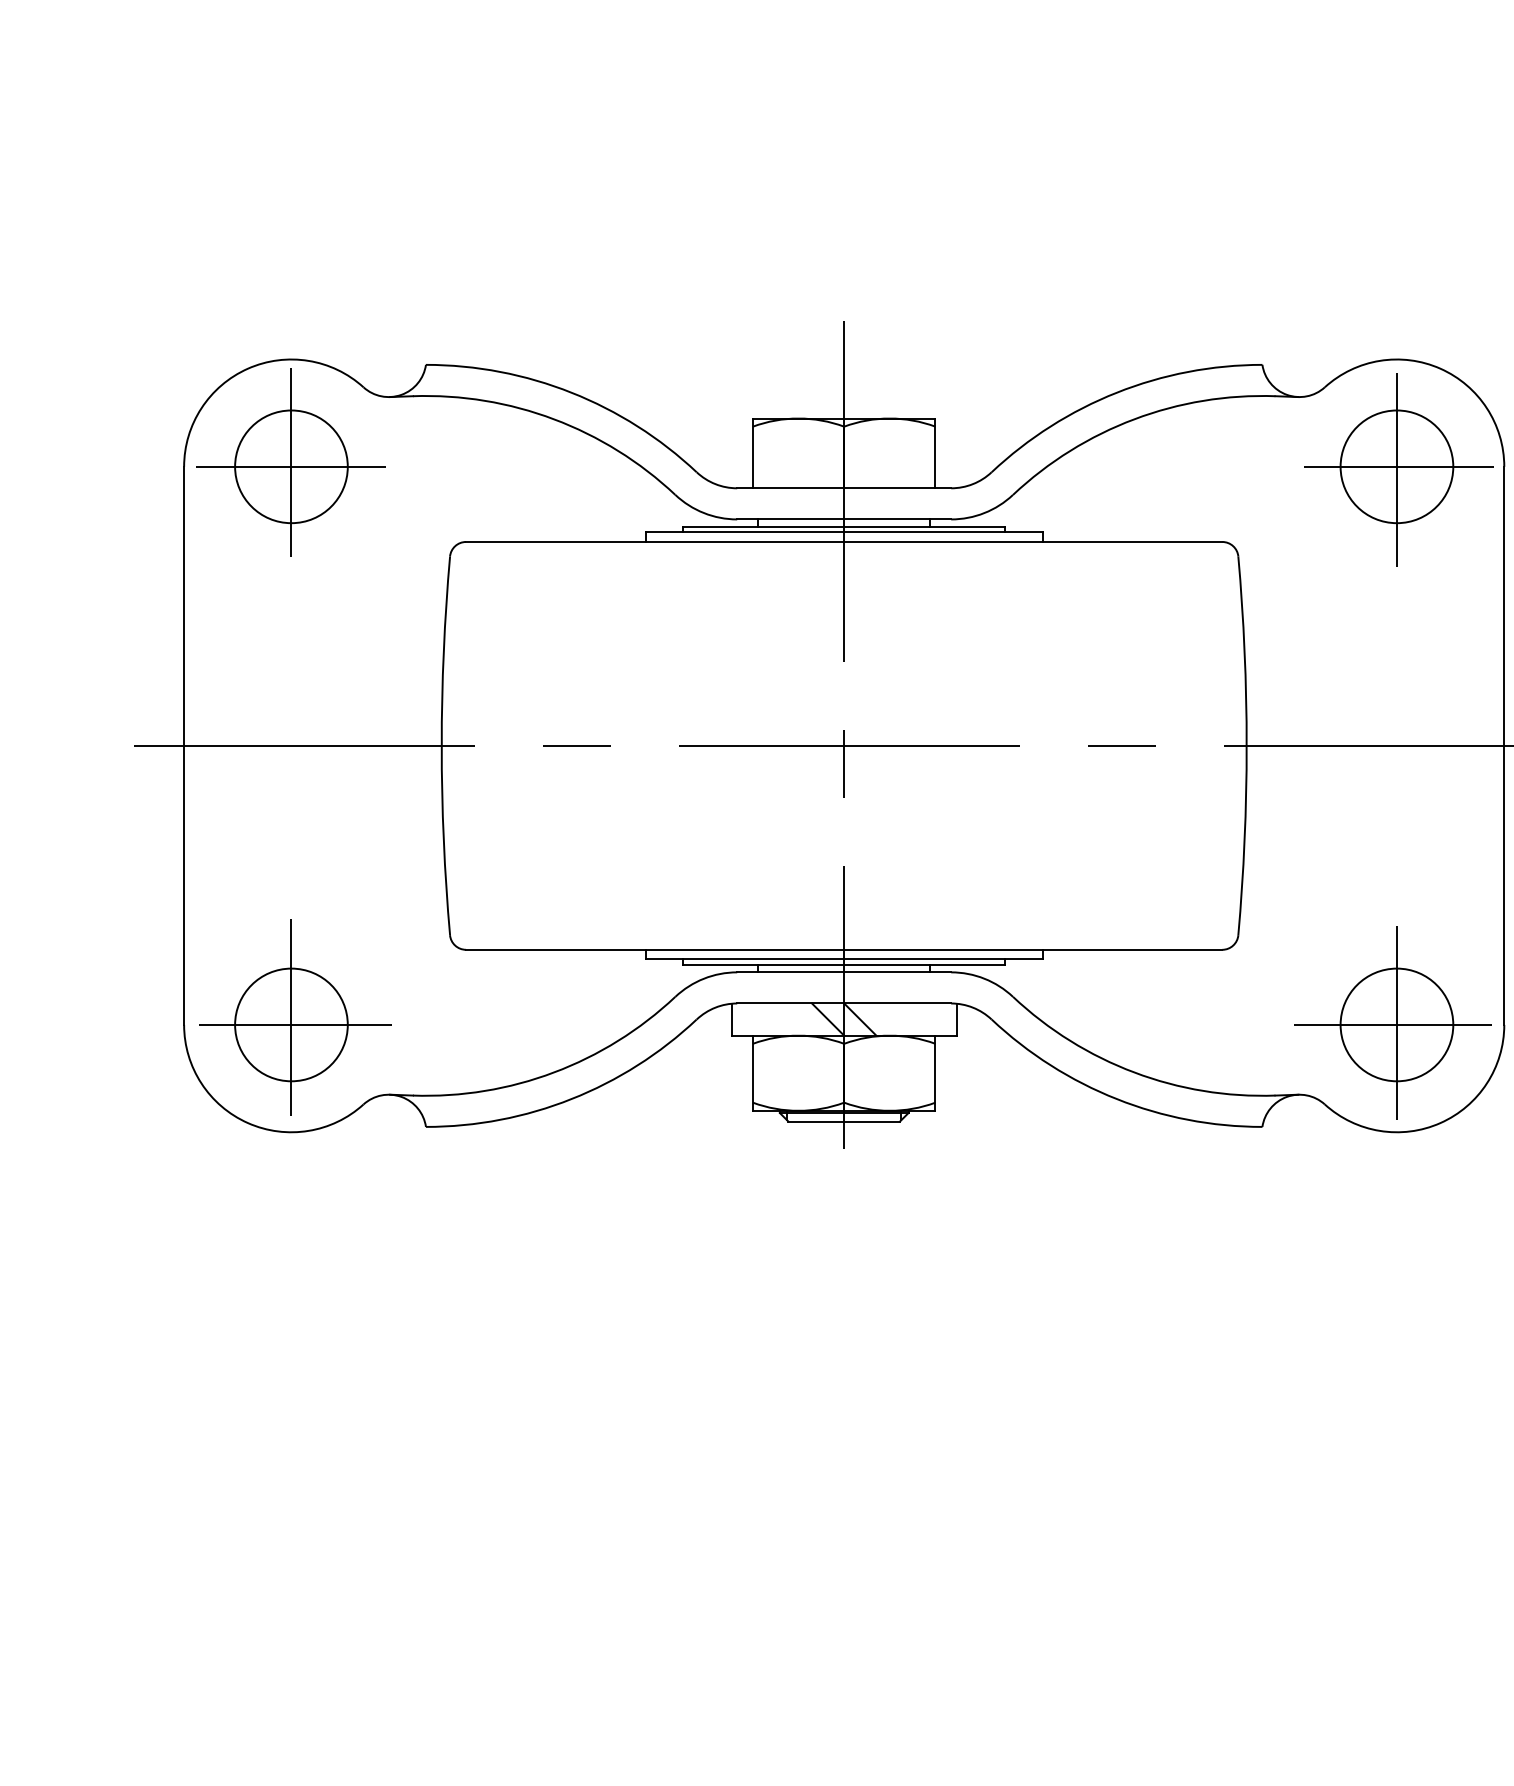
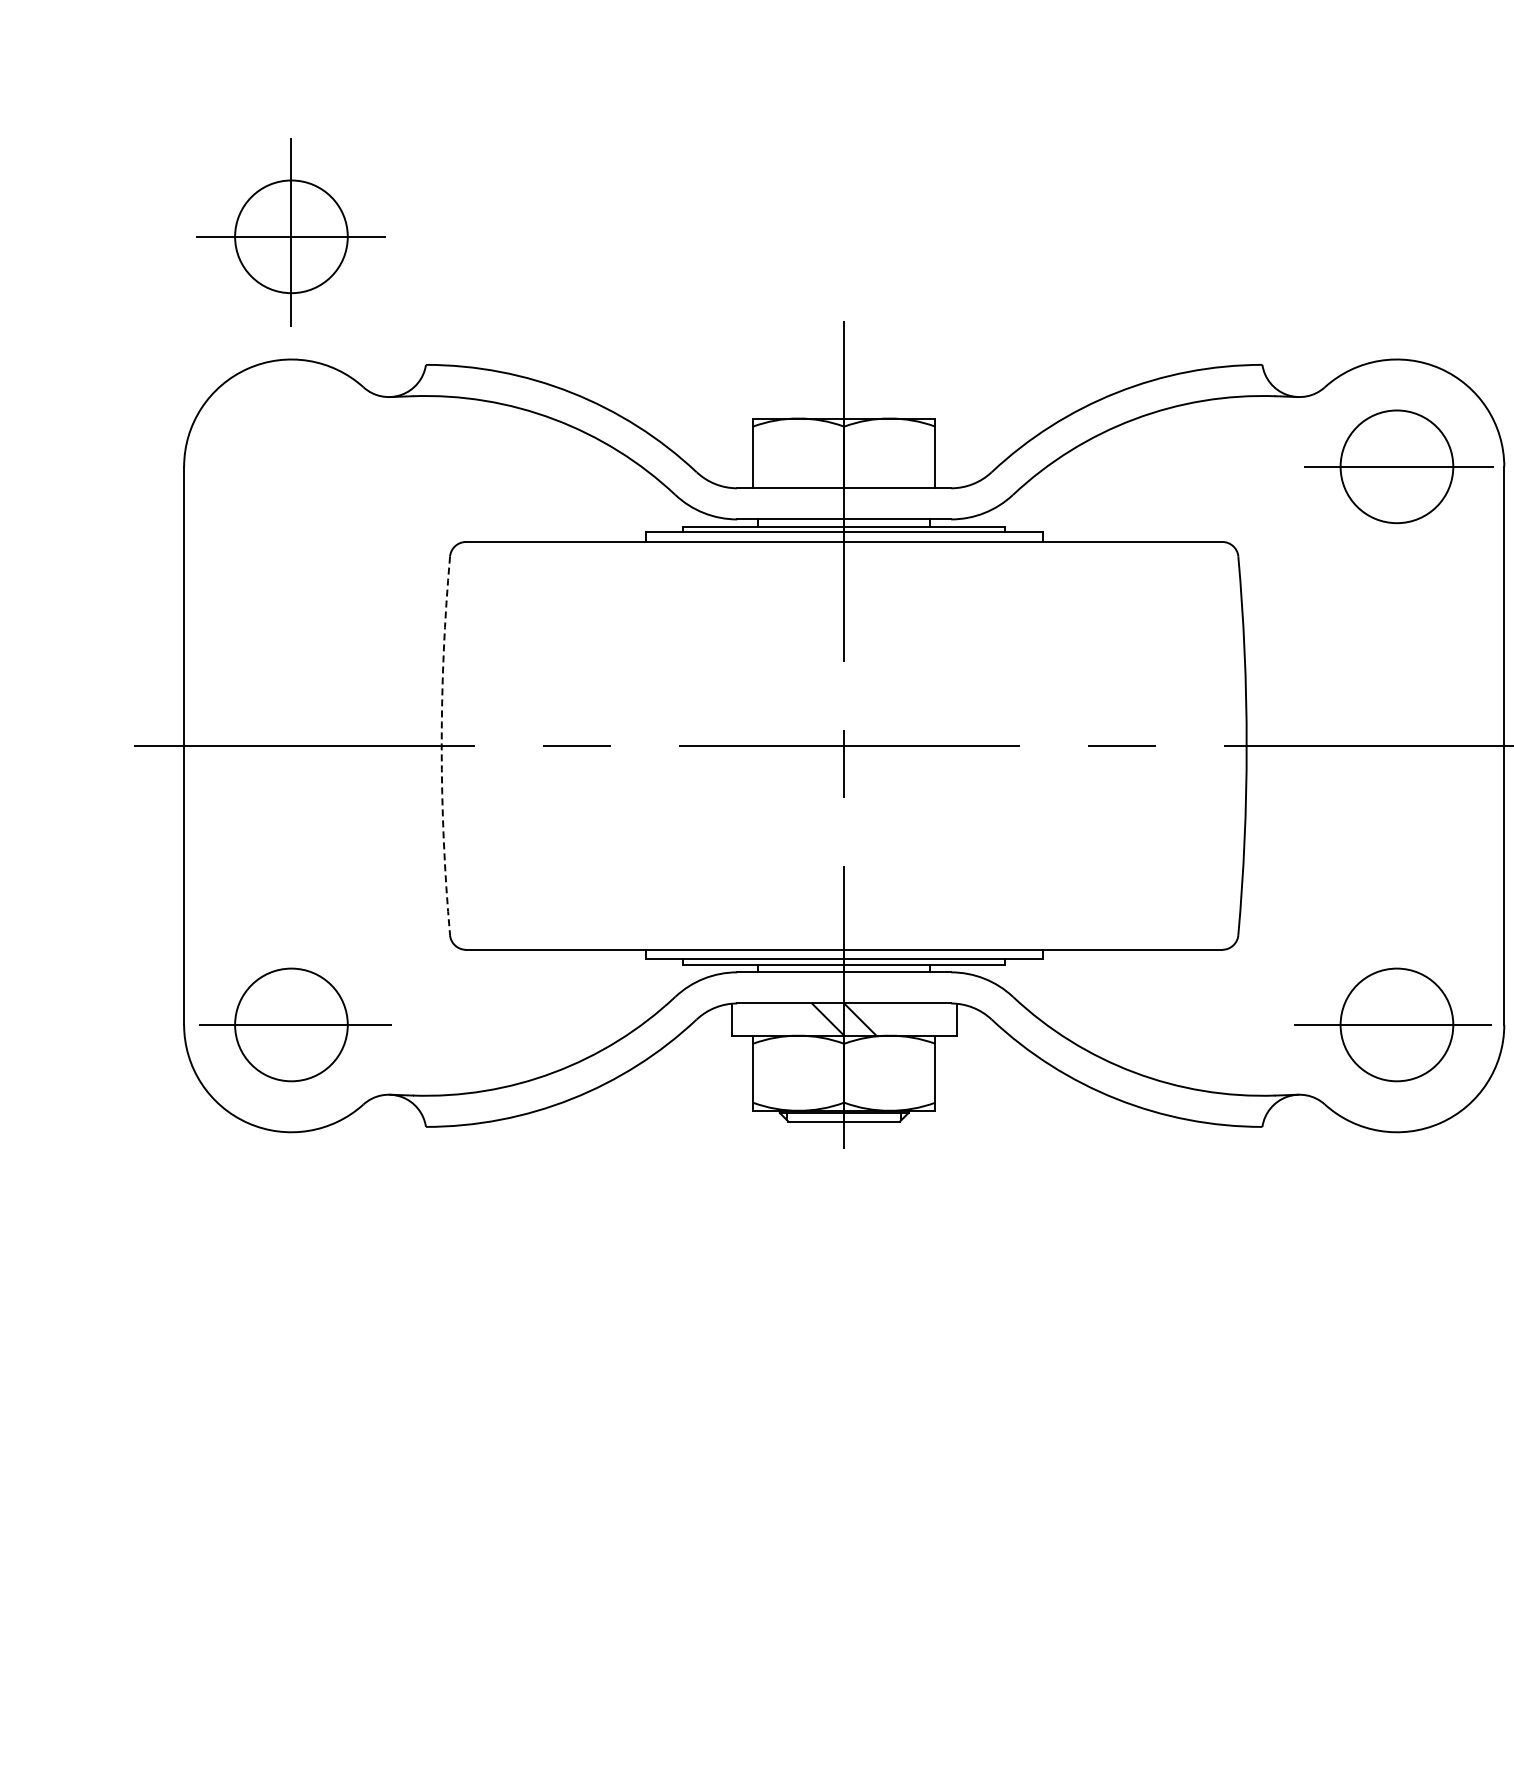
part position: (290, 462) -> (290, 232) (290, 232)
line: present -> none (1396, 469)
arc: solid -> dashed (441, 745)
line: present -> none (291, 1017)
line: present -> none (1396, 1022)
